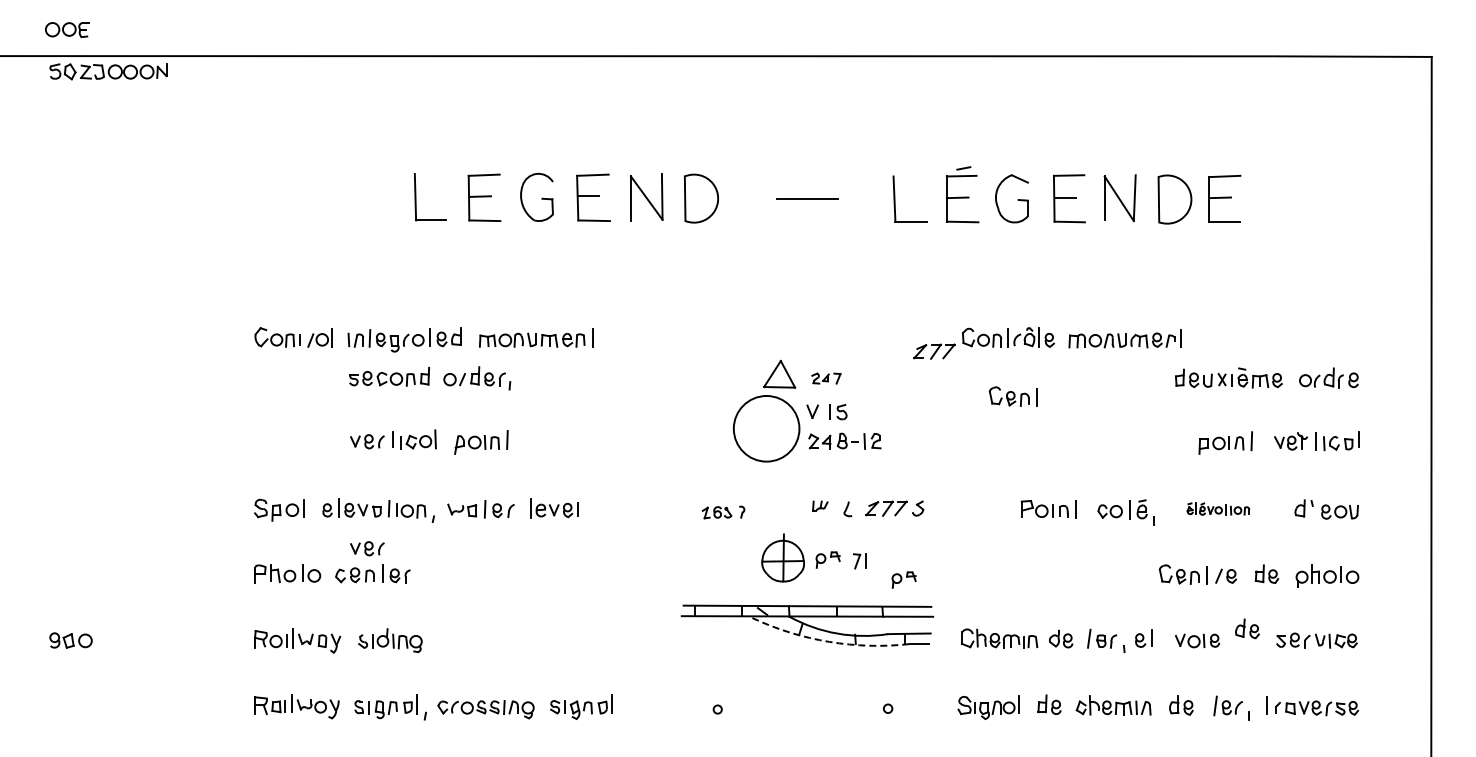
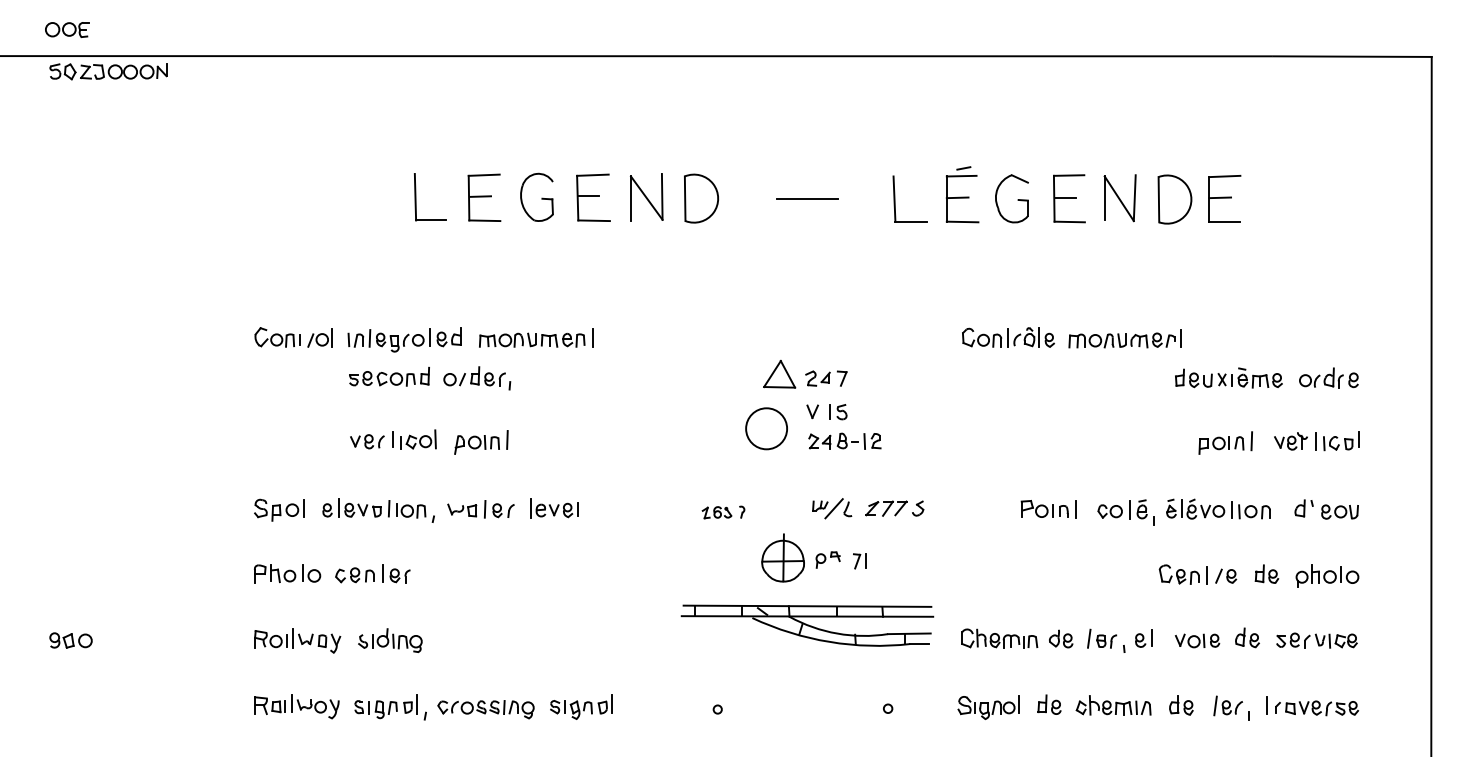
part: present -> none (934, 351)
part size: 31x13 px -> 43x17 px (826, 378)
part: present -> none (1012, 396)
circle diameter: 66 px -> 41 px (766, 428)
line: none -> present (833, 508)
part size: 65x14 px -> 105x22 px (1218, 508)
part: present -> none (367, 548)
part: present -> none (903, 579)
part position: (1247, 628) -> (1247, 637) (1247, 637)
arc: dashed -> solid (829, 641)
